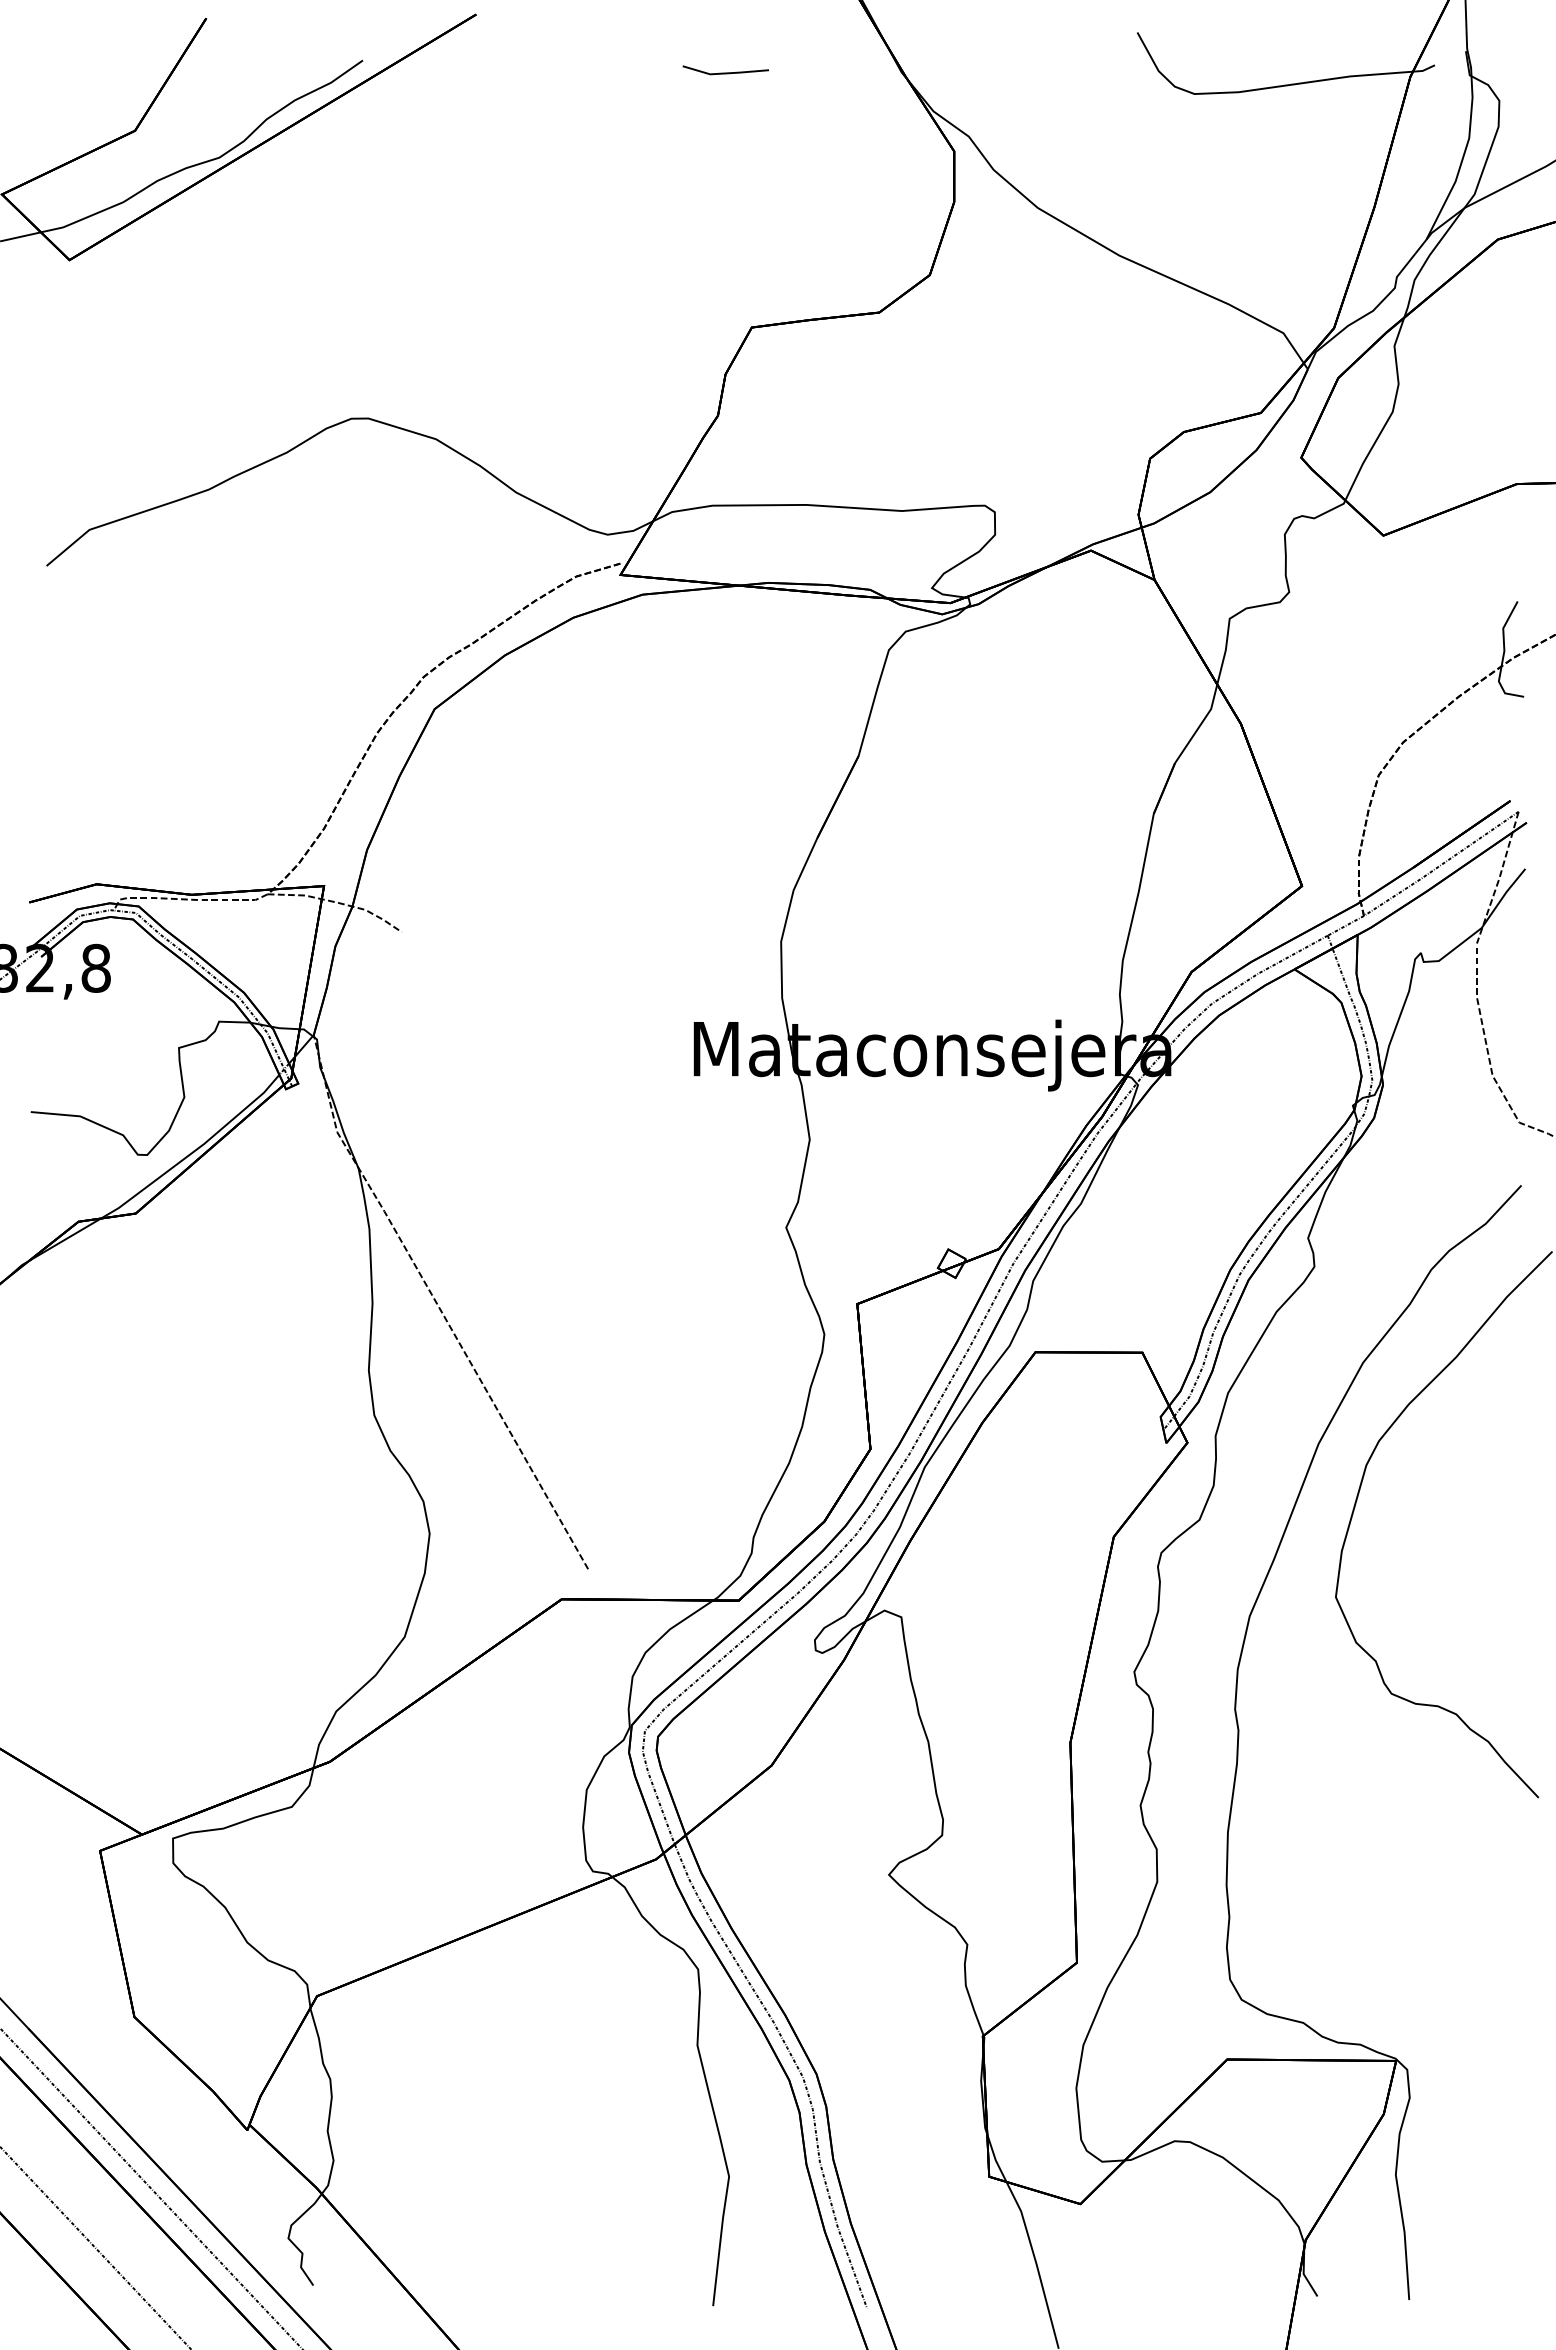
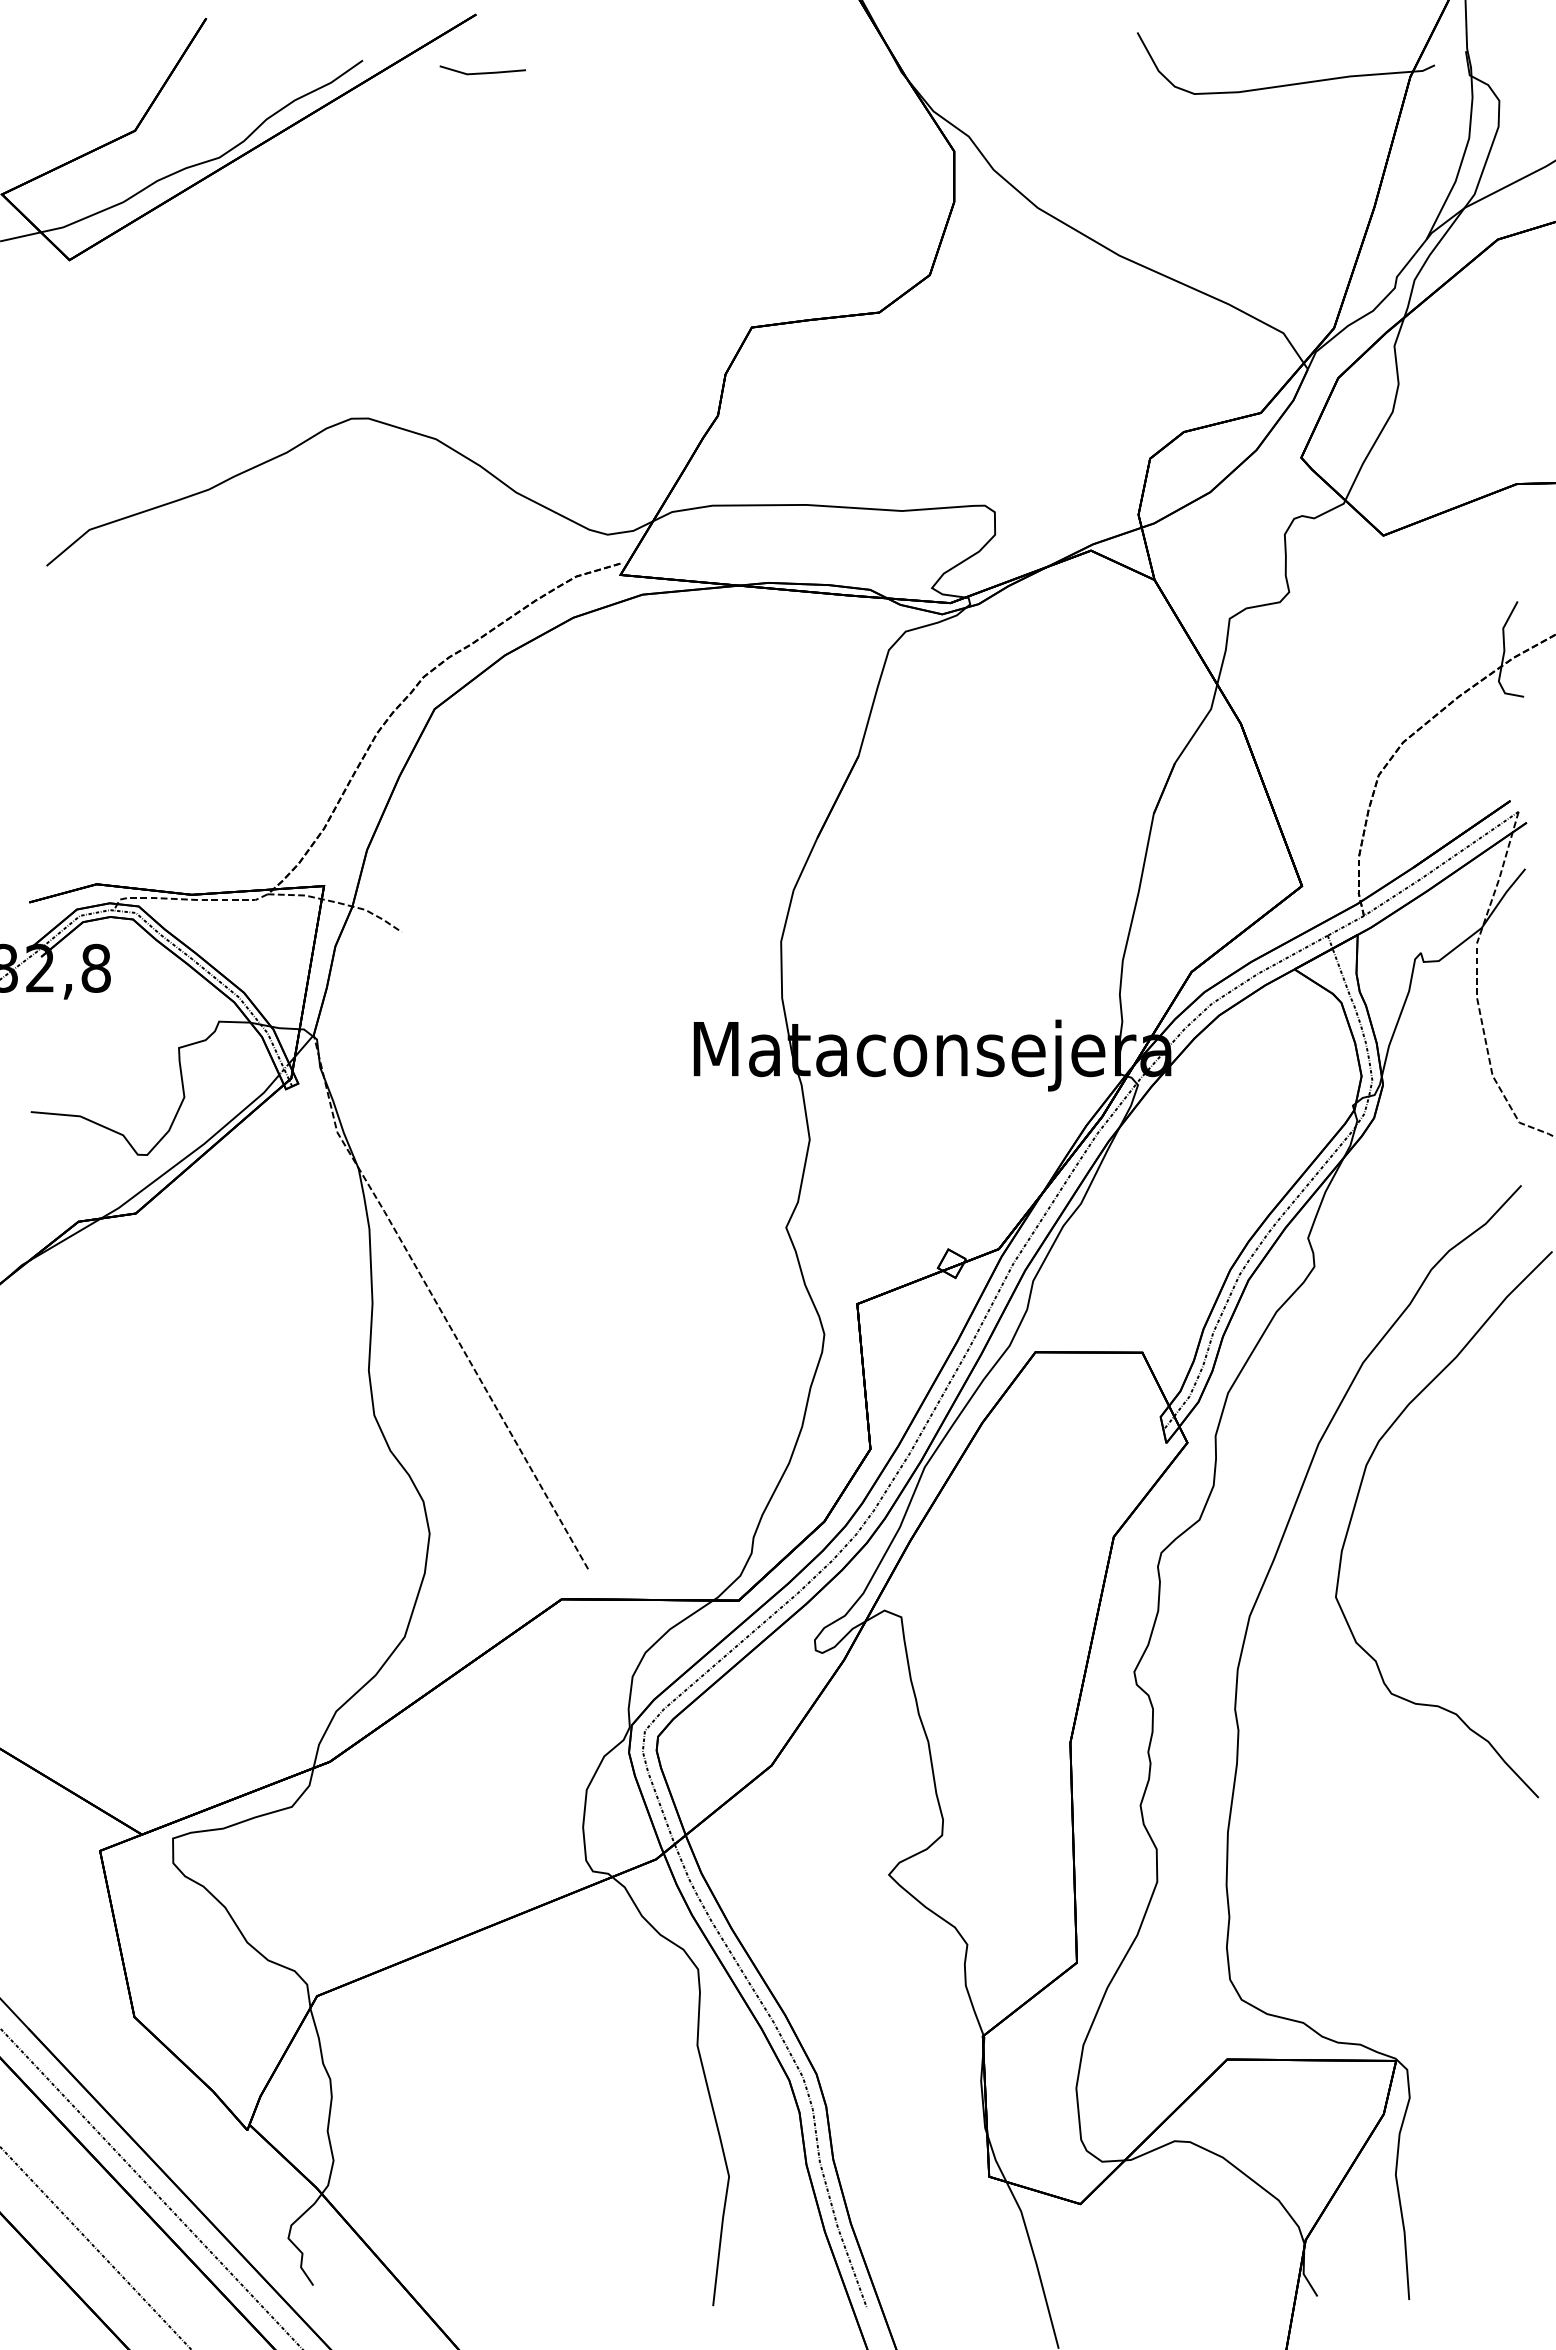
line position: (725, 72) -> (482, 72) (482, 72)
